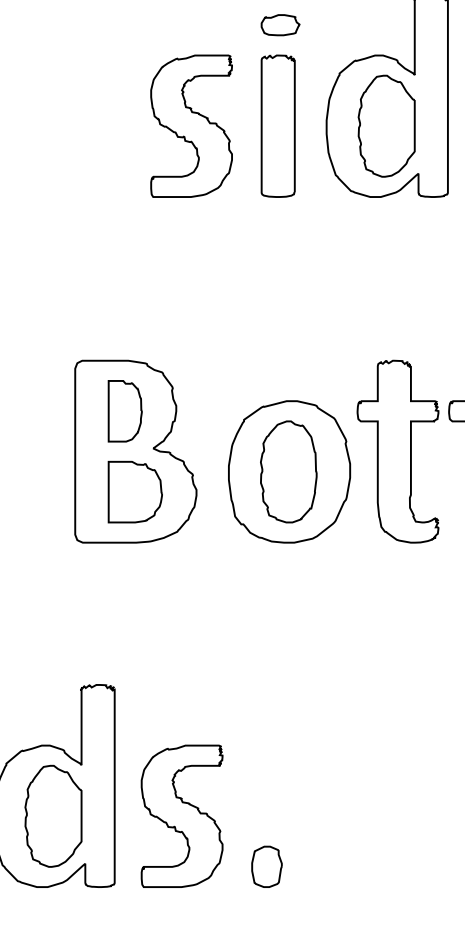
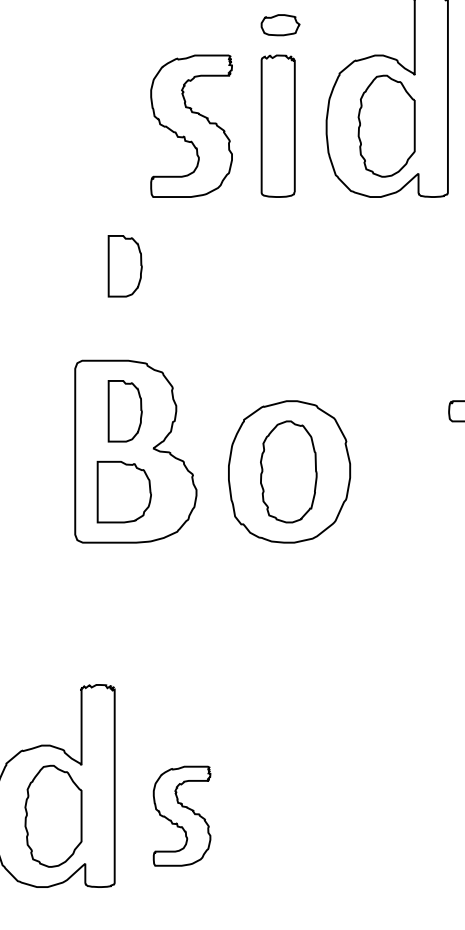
part: none -> present (124, 266)
part: present -> none (397, 451)
part position: (134, 491) -> (123, 491) (123, 491)
part size: 84x144 px -> 60x102 px (181, 815)
part: present -> none (266, 866)
